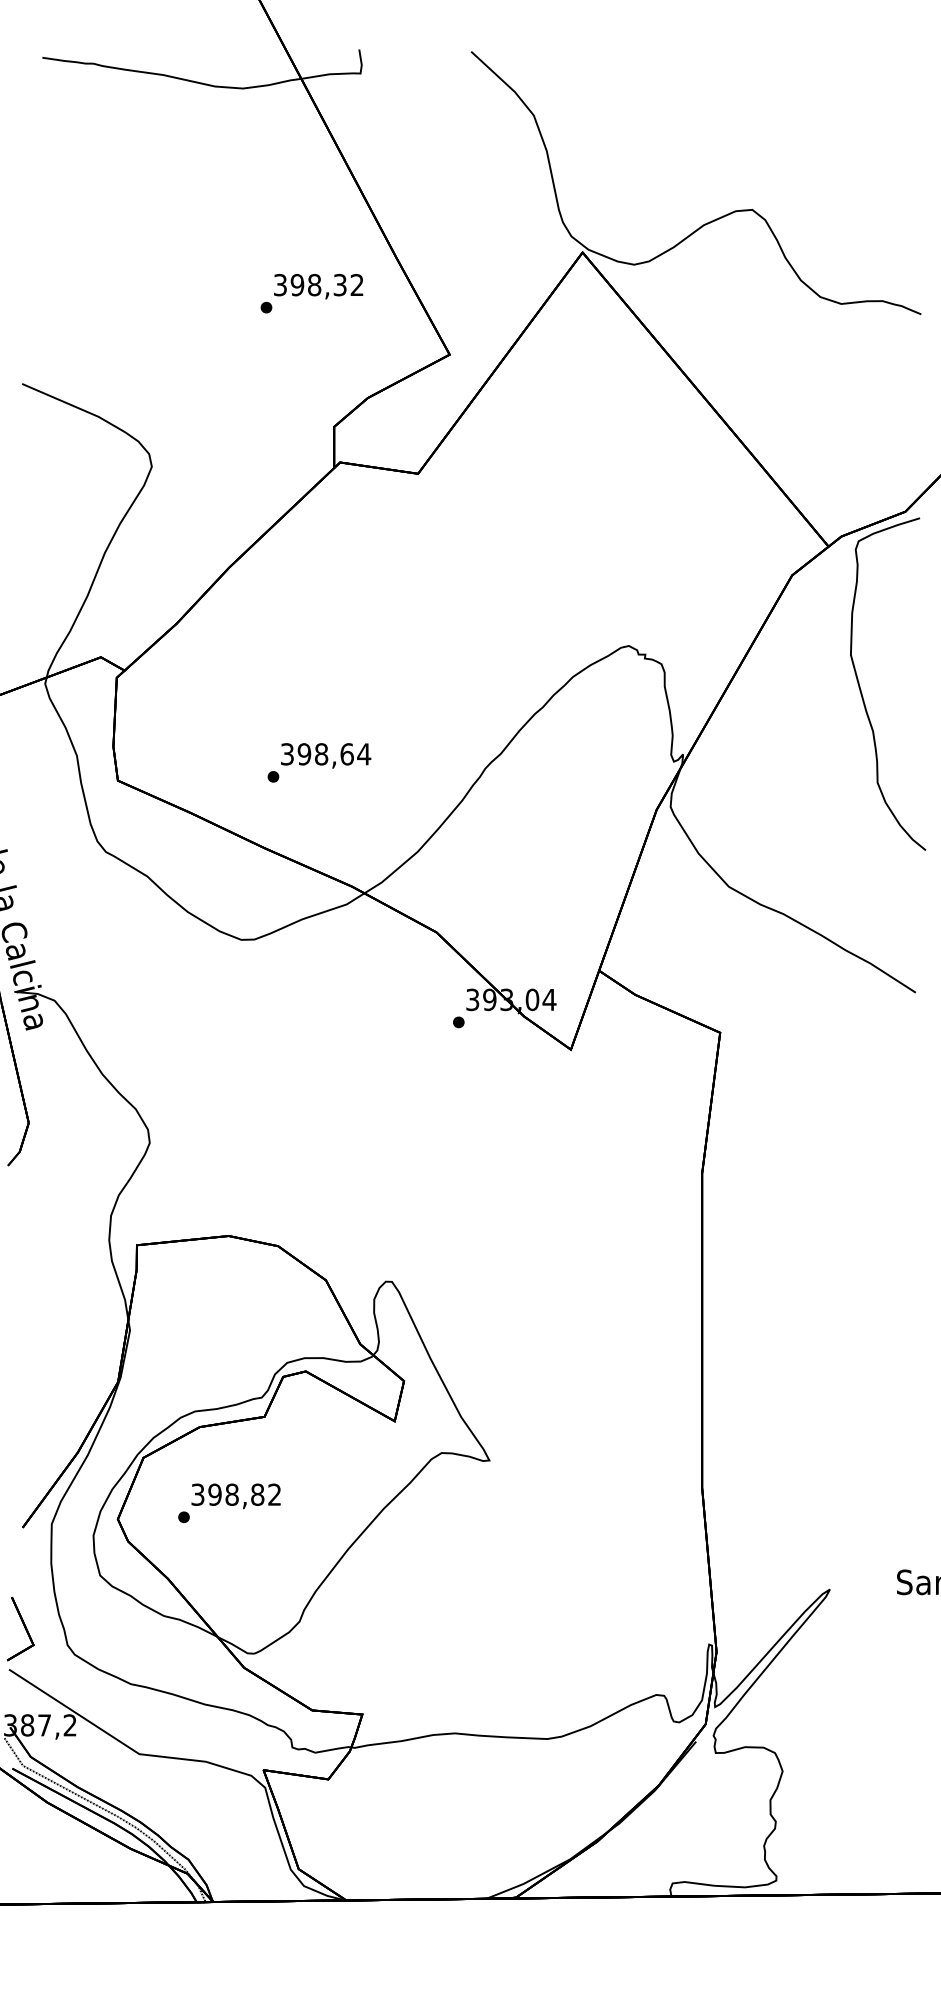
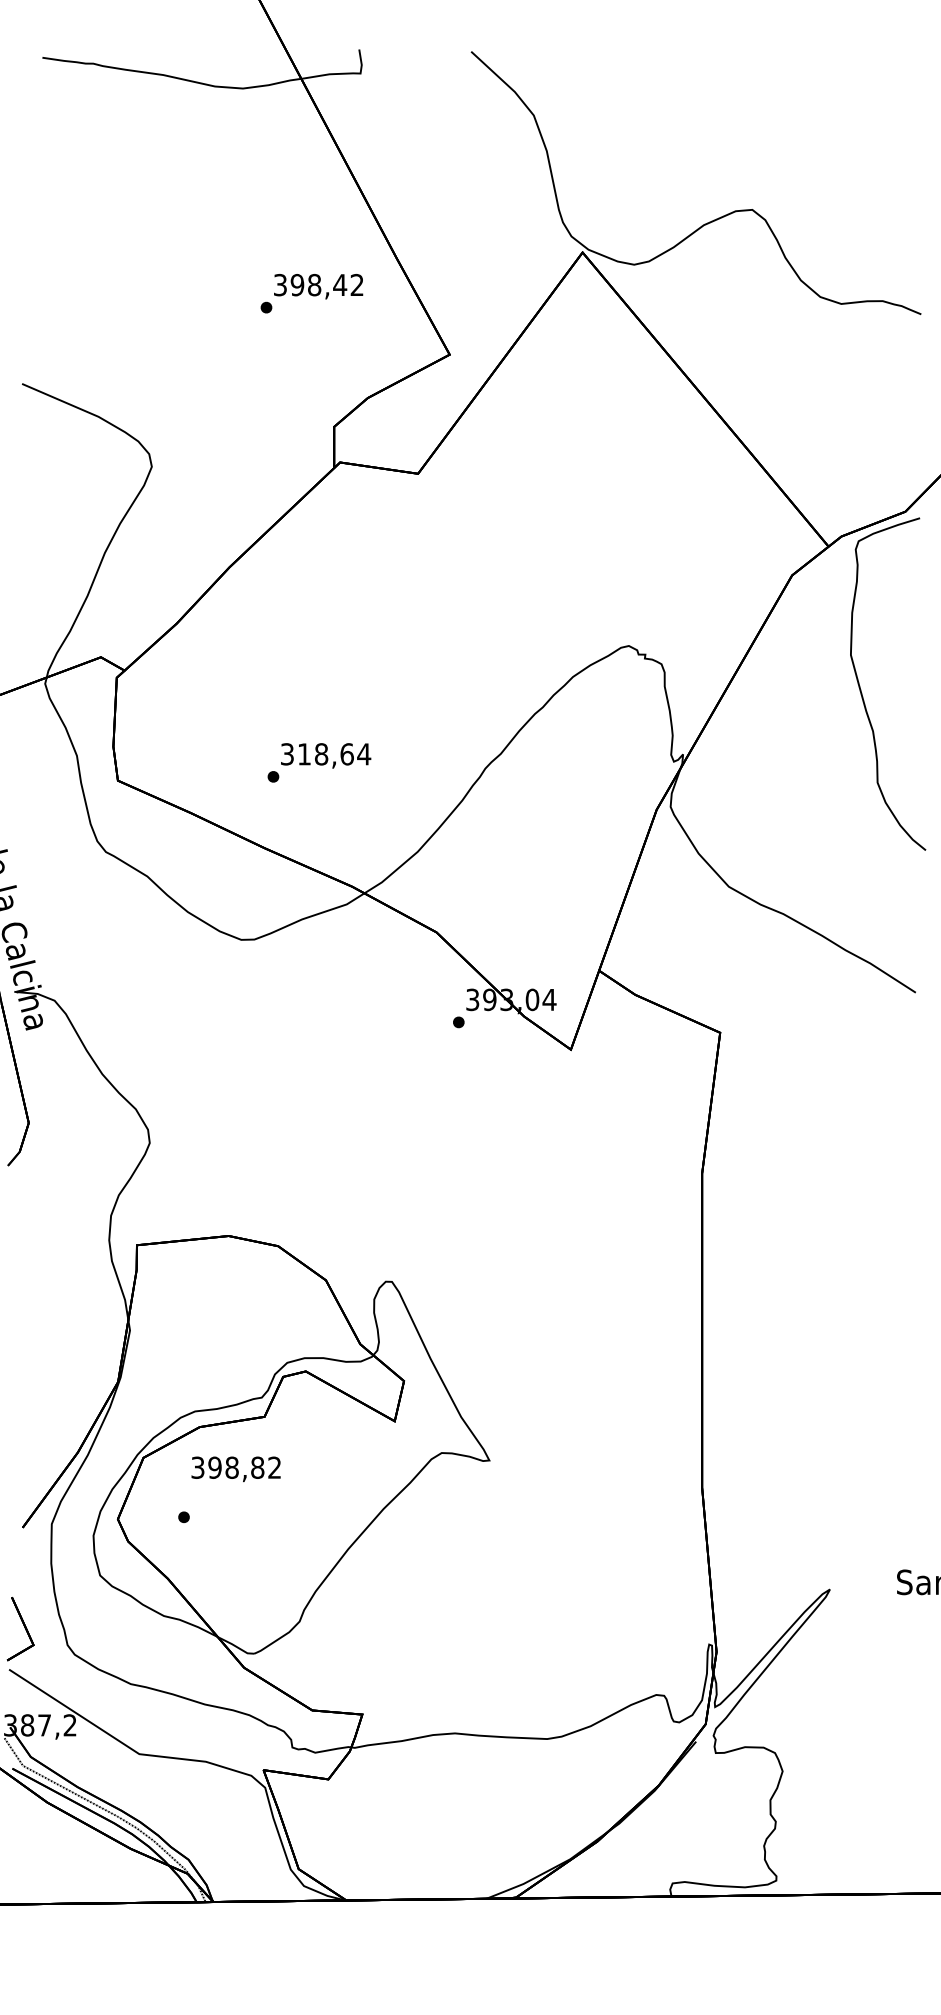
text: 398,32 -> 398,42 (340, 284)
text: 398,64 -> 318,64 (304, 754)
text position: (235, 1496) -> (235, 1469) (235, 1469)
